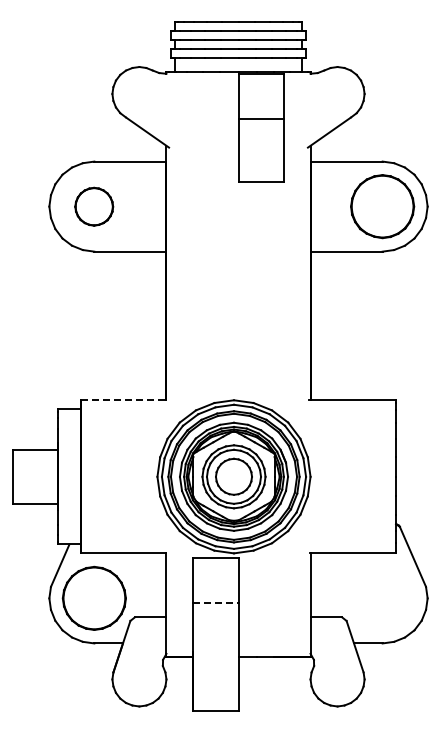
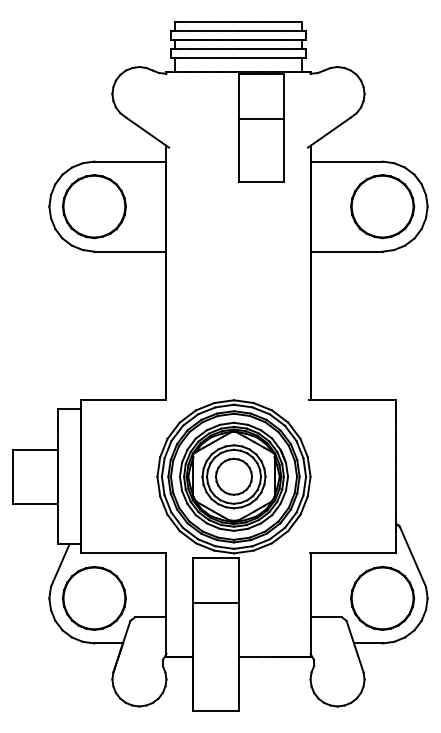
part size: 41x41 px -> 66x66 px (93, 206)
line: dashed -> solid (123, 400)
part: none -> present (382, 597)
line: dashed -> solid (215, 602)
